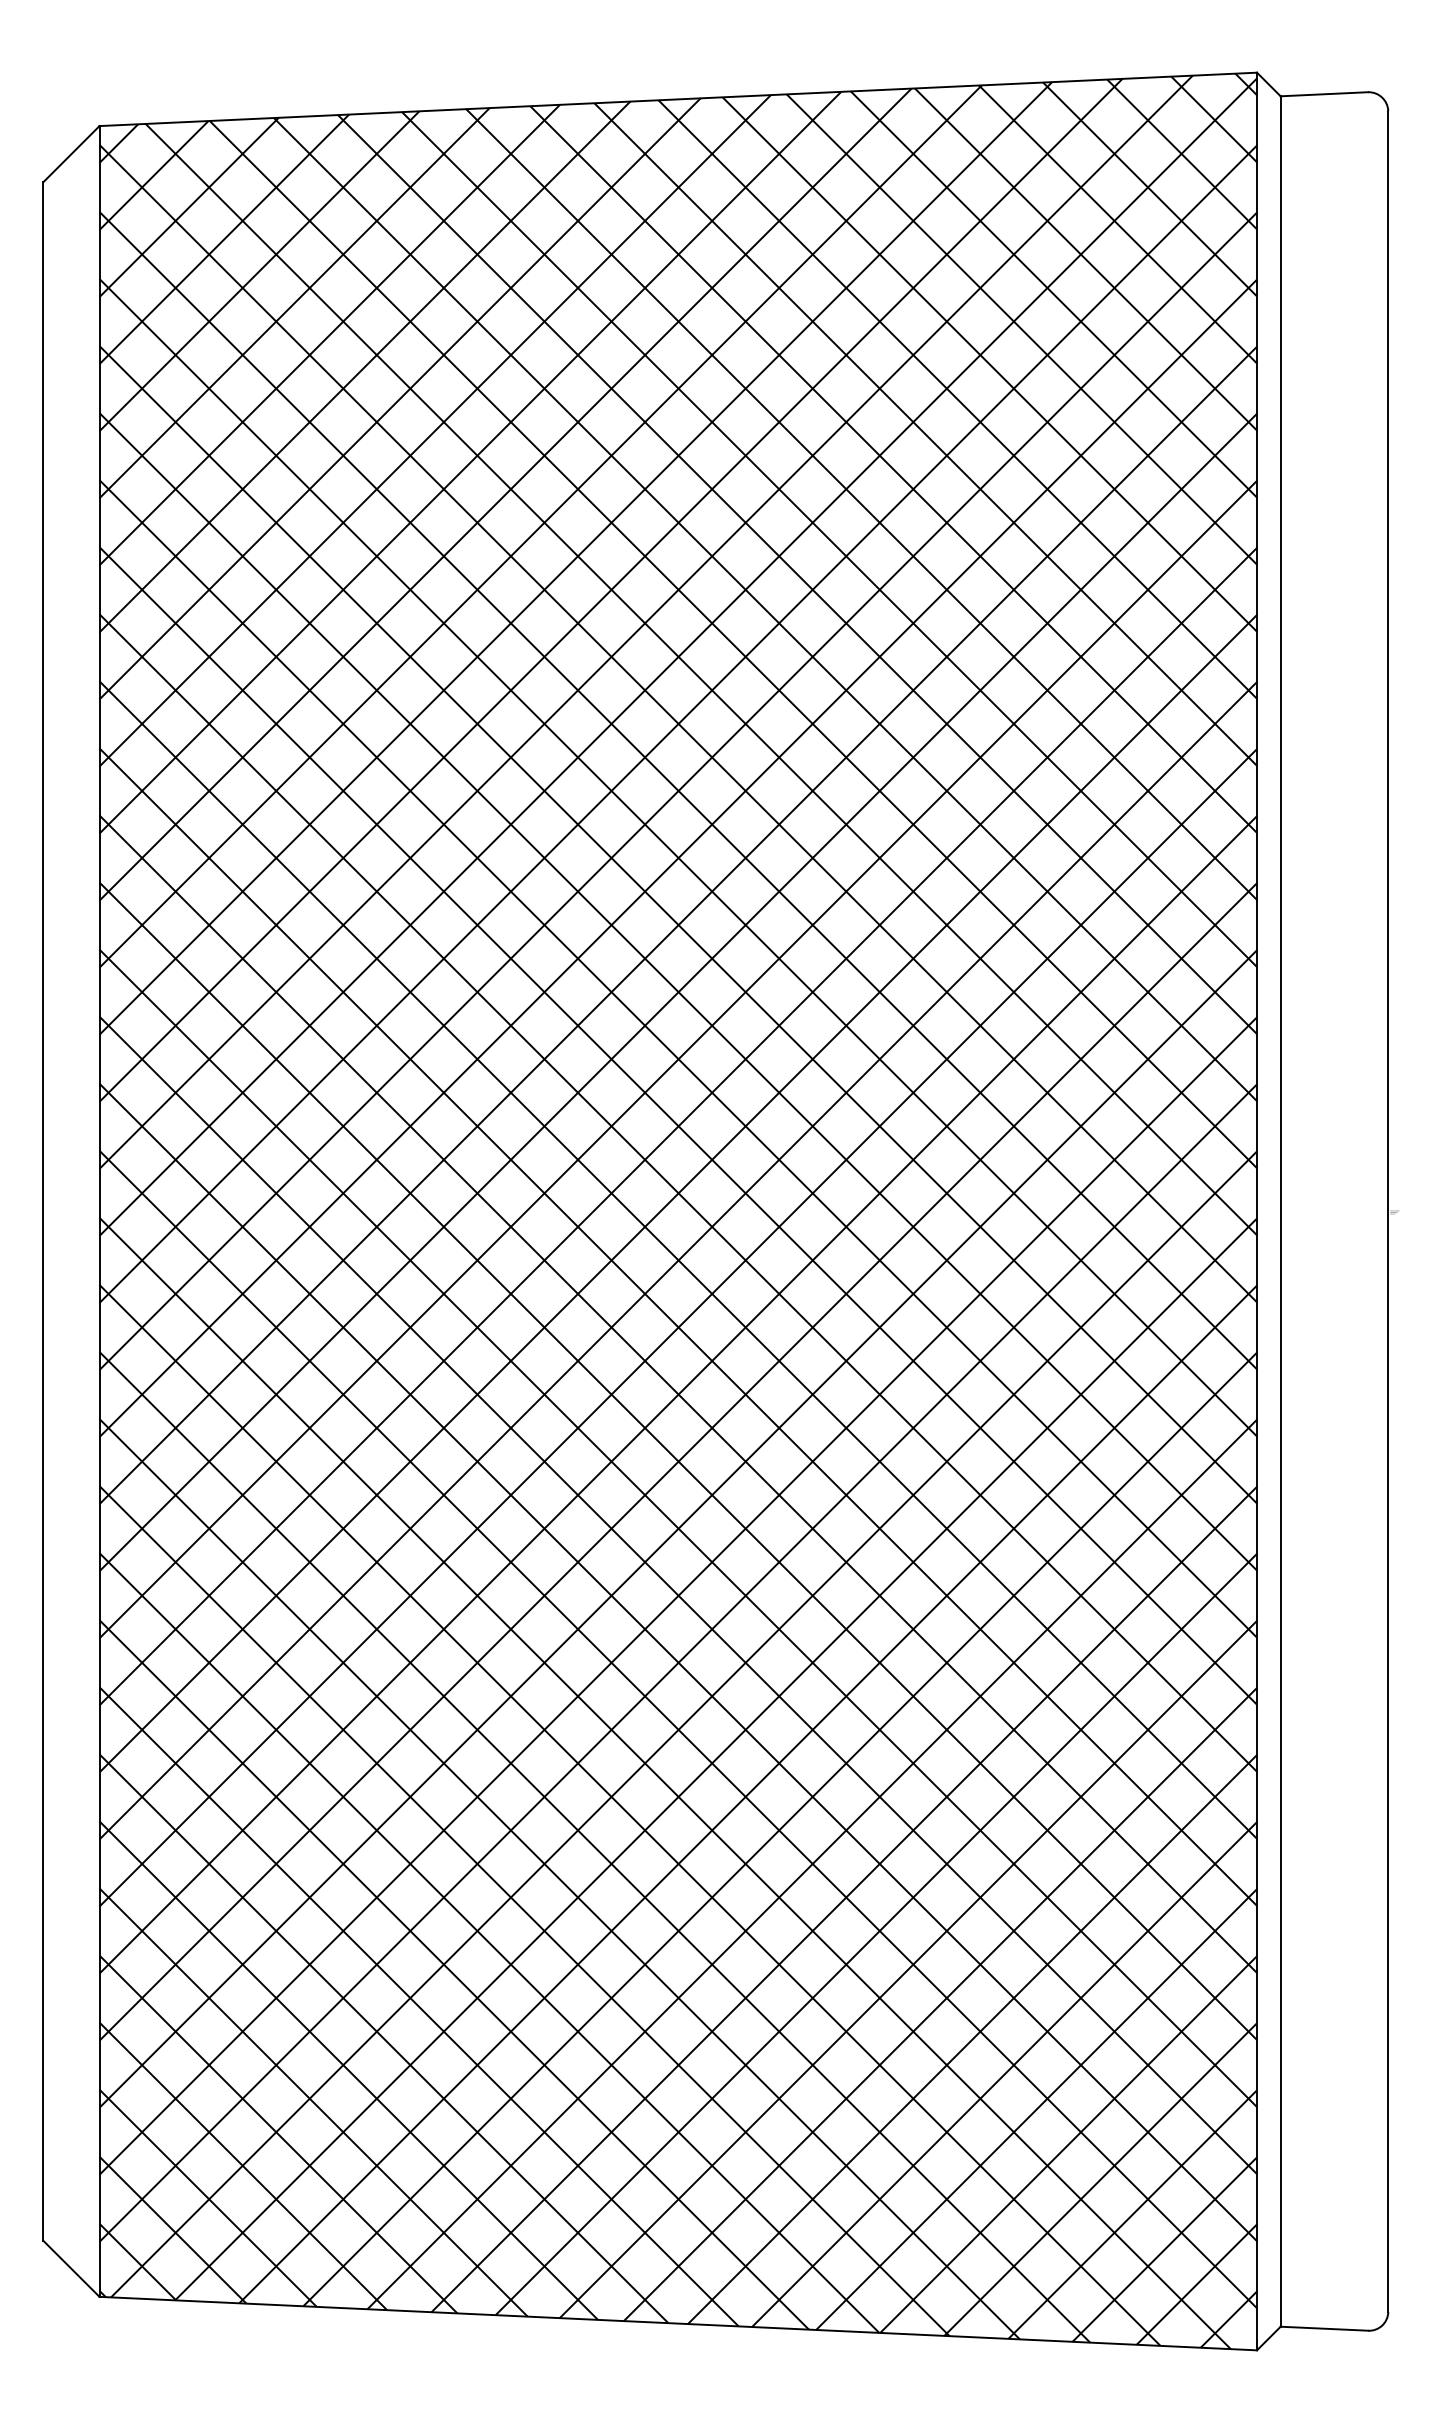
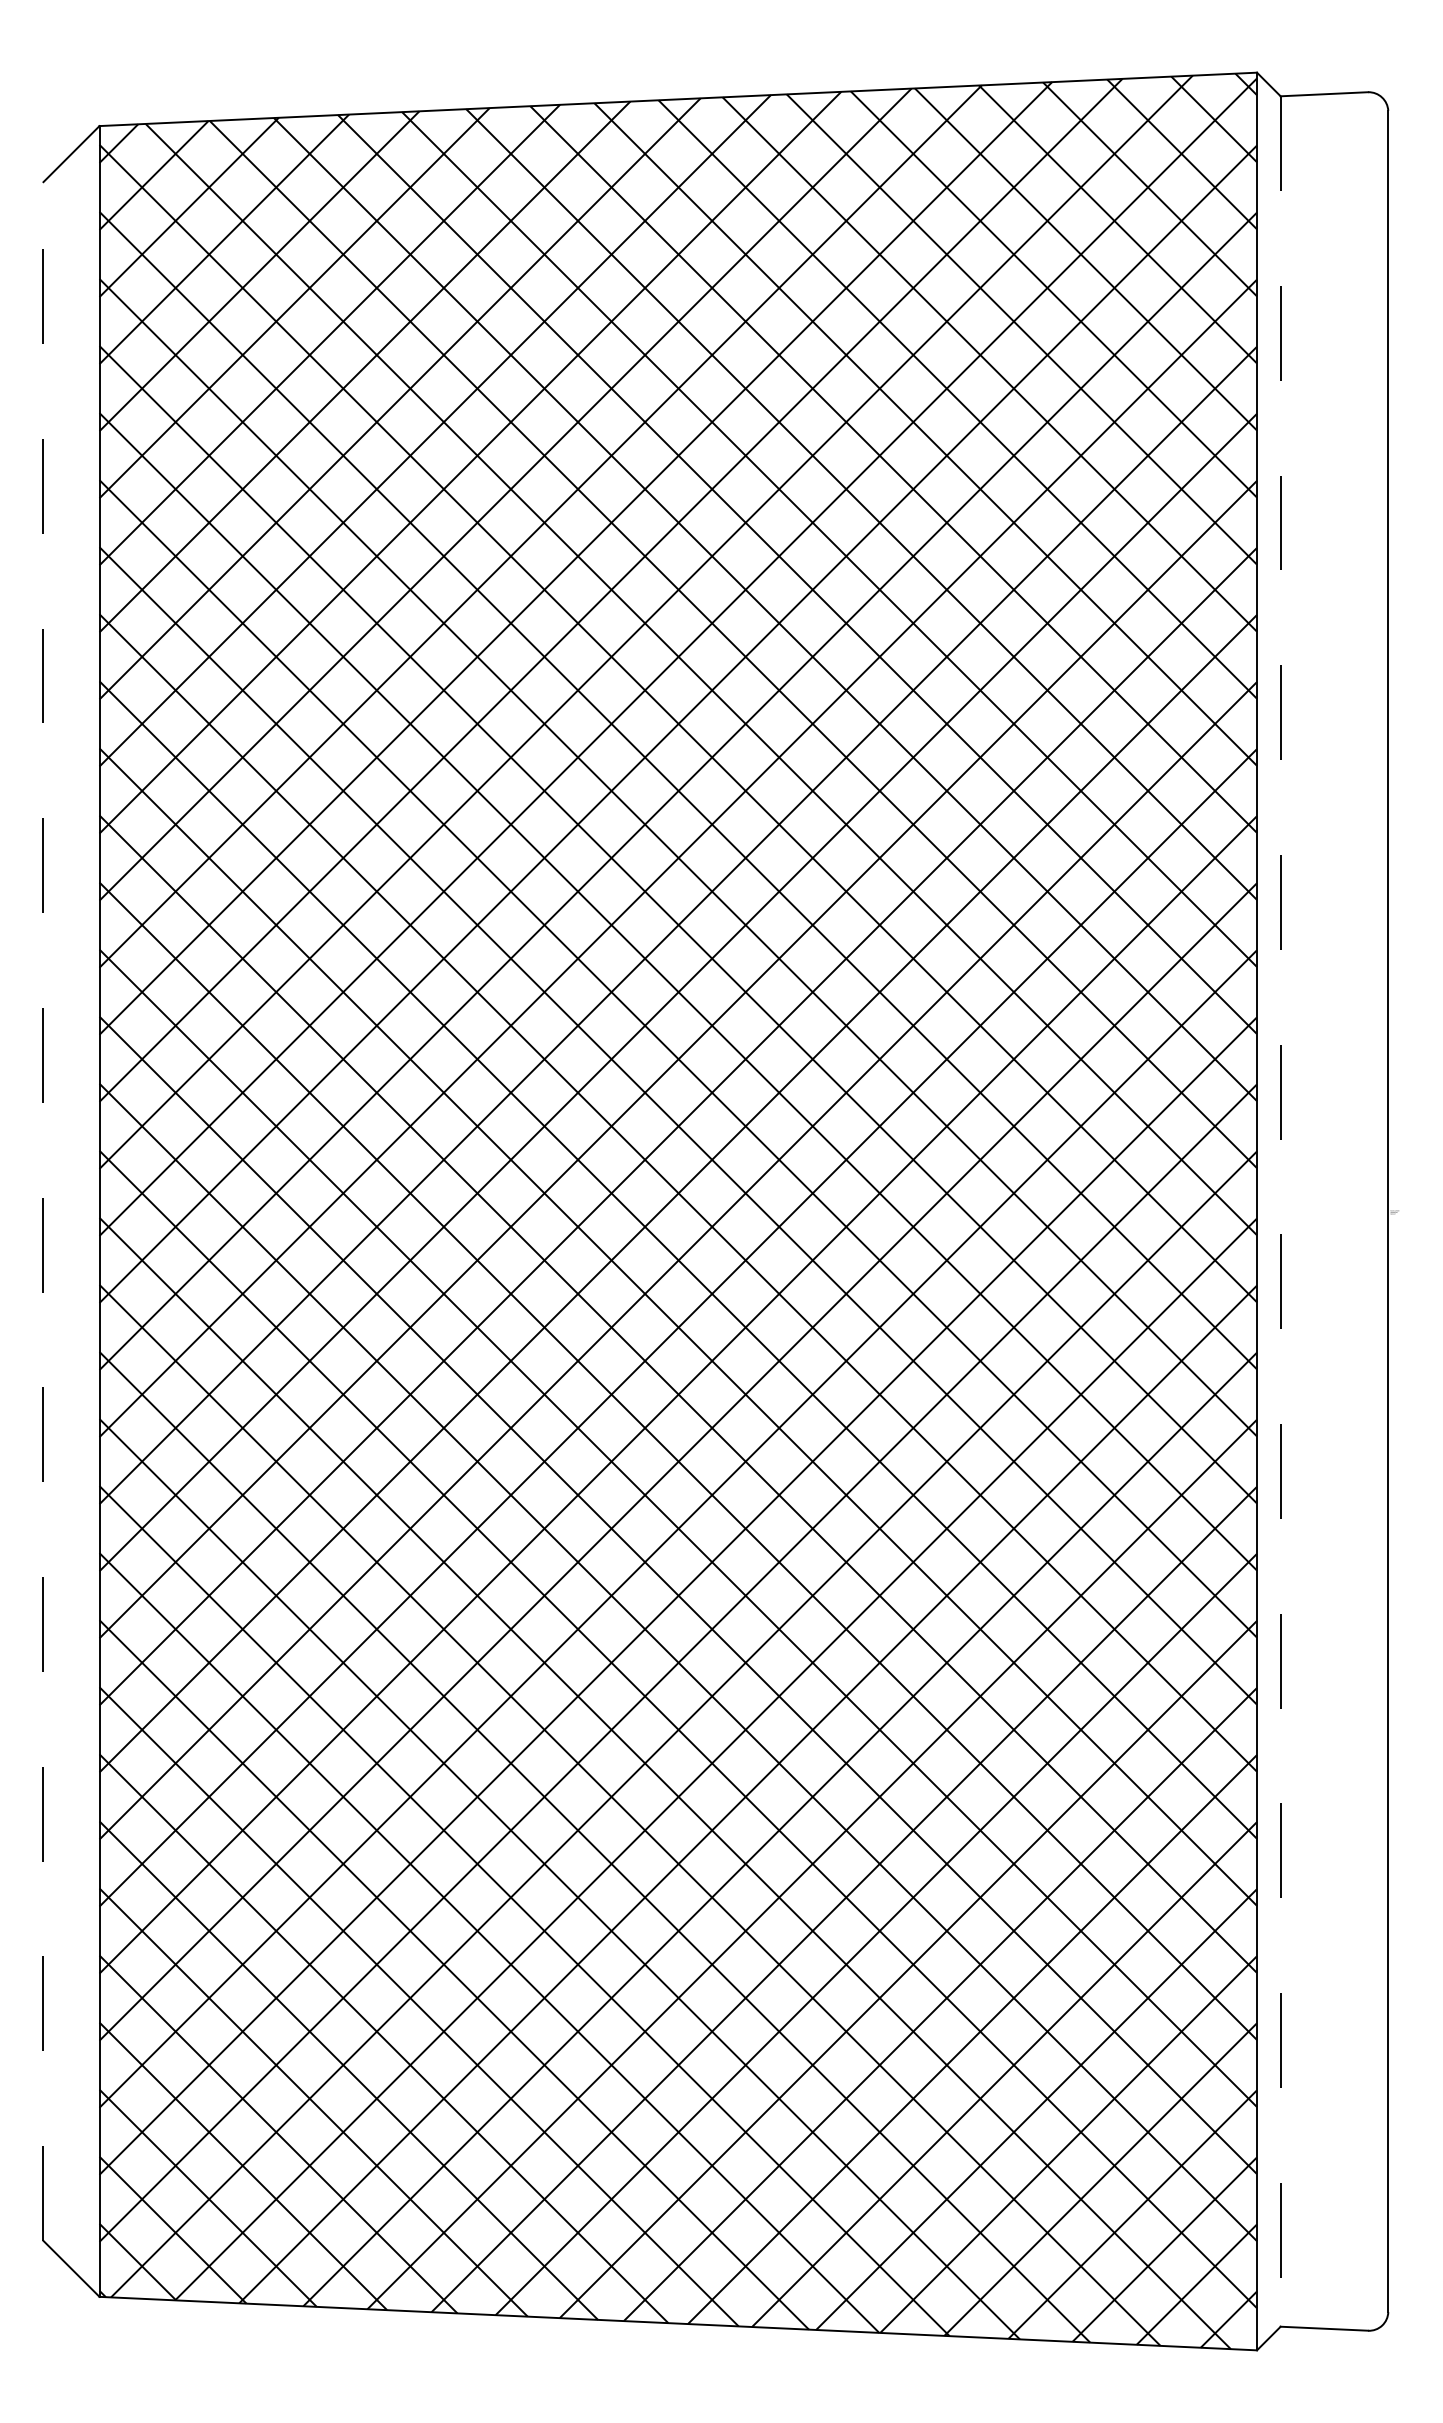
line: solid -> dashed (43, 1211)
line: solid -> dashed (1280, 1212)
